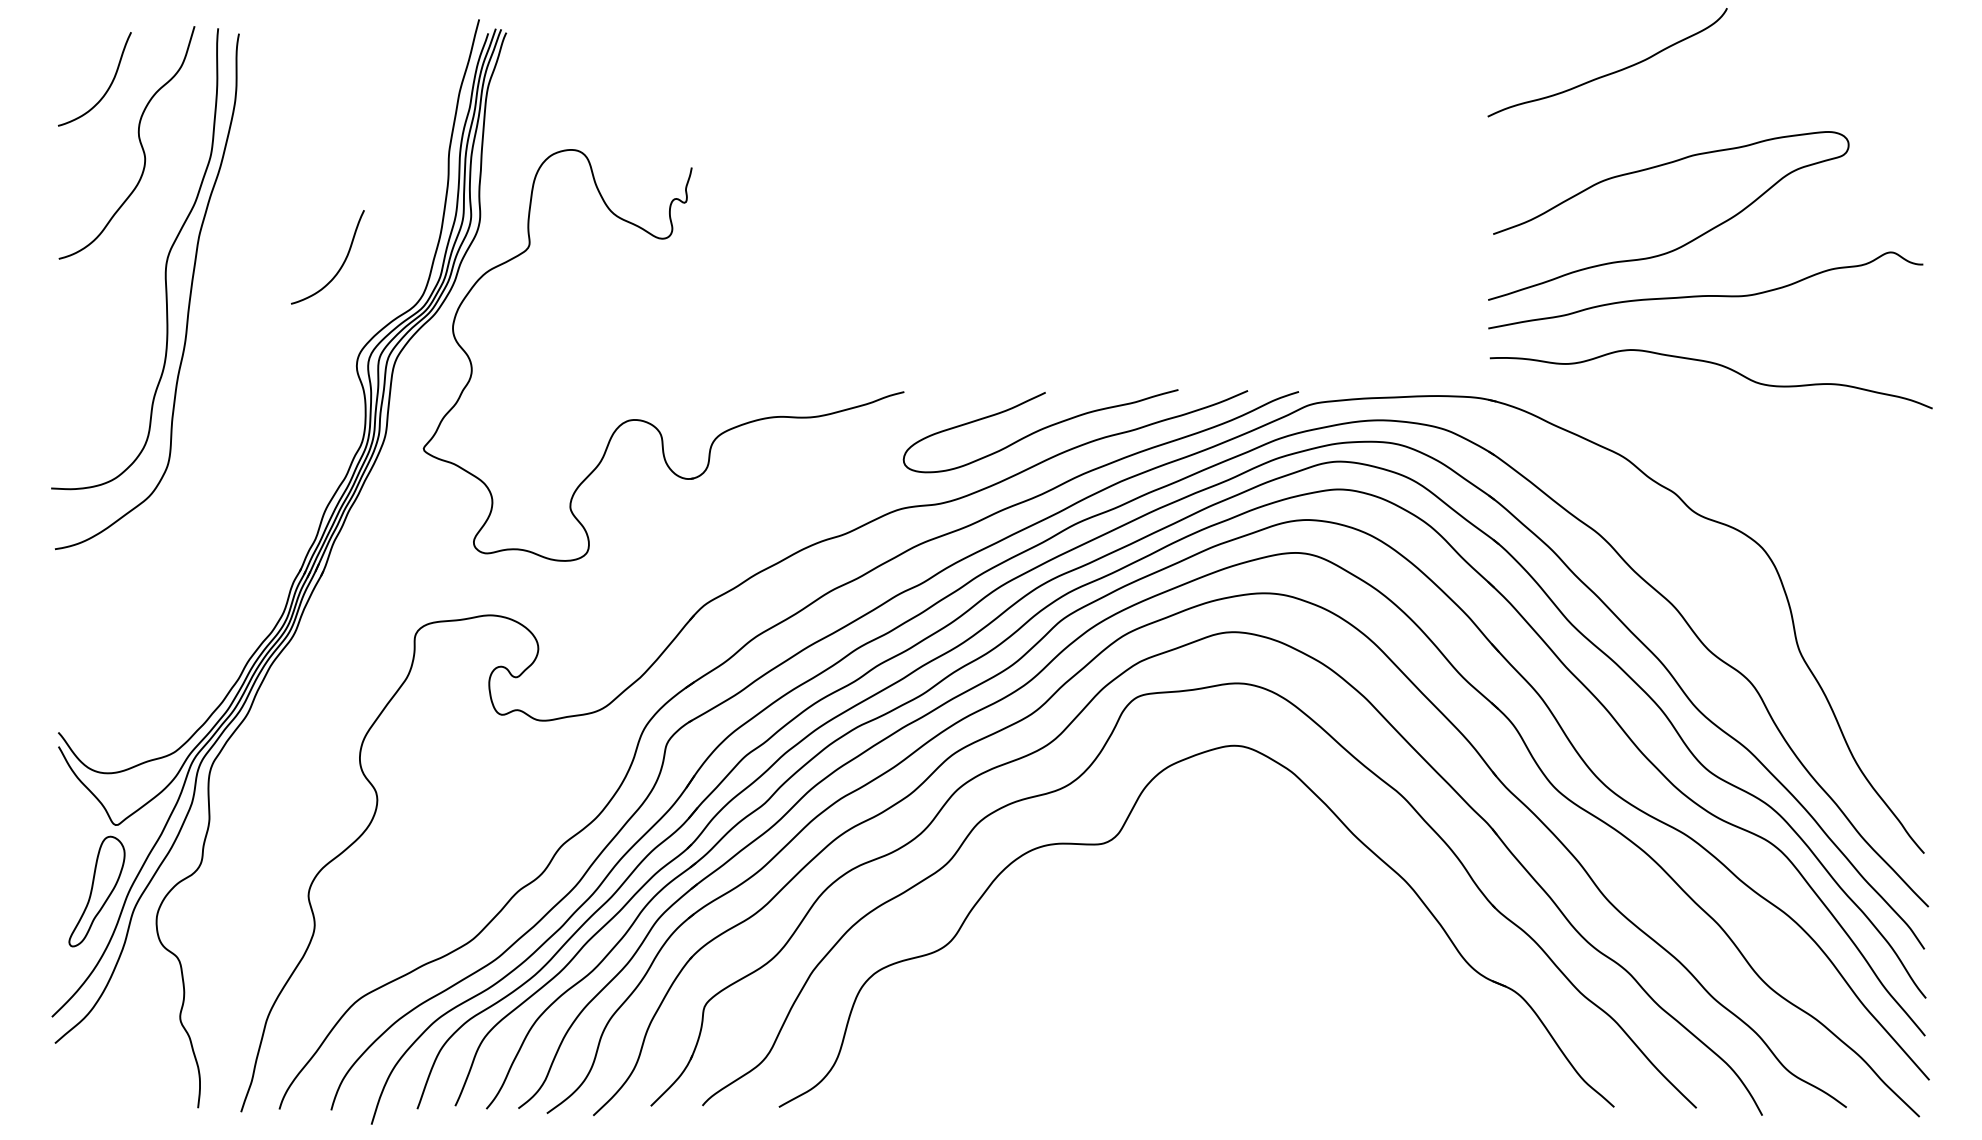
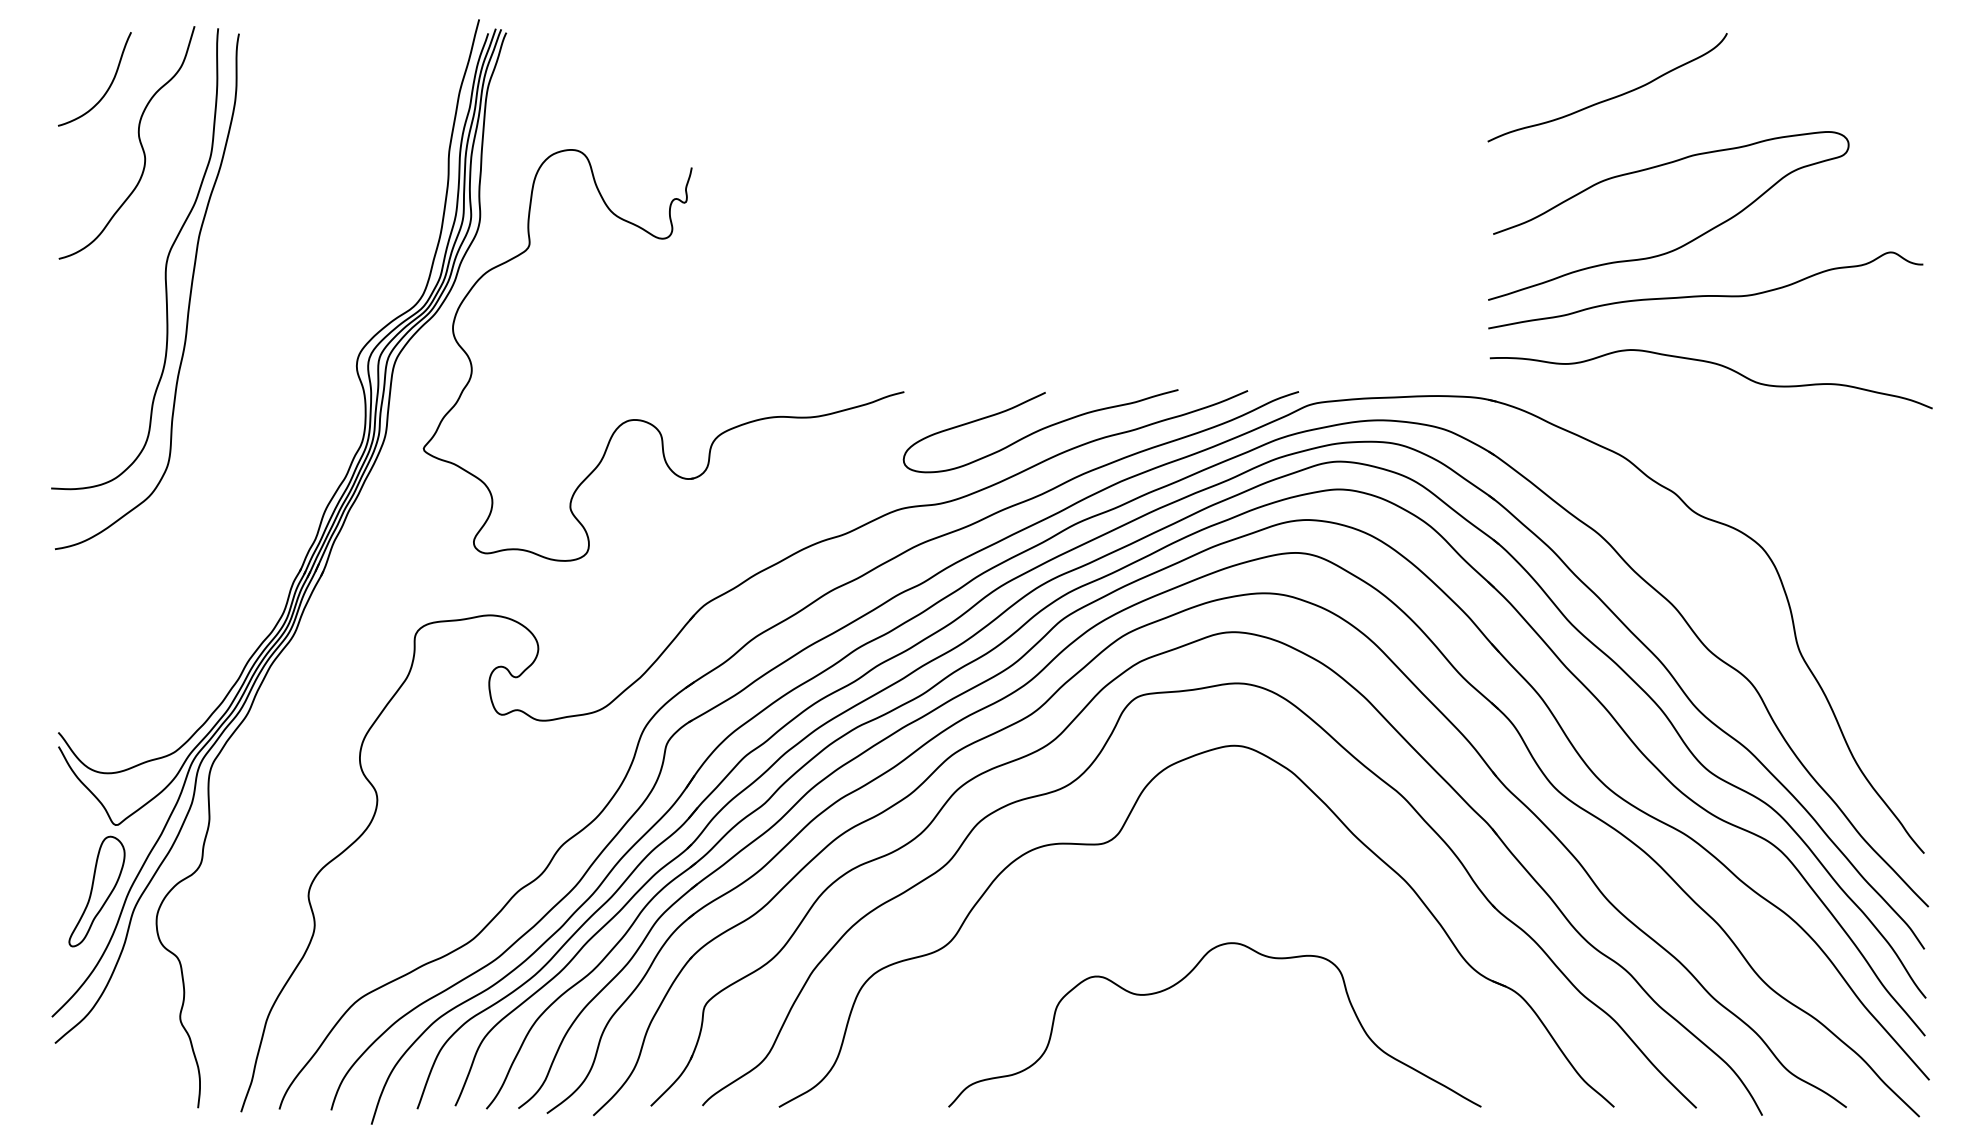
curve position: (1611, 72) -> (1611, 97) (1611, 97)
curve: present -> none (340, 266)
curve: none -> present (1180, 982)
